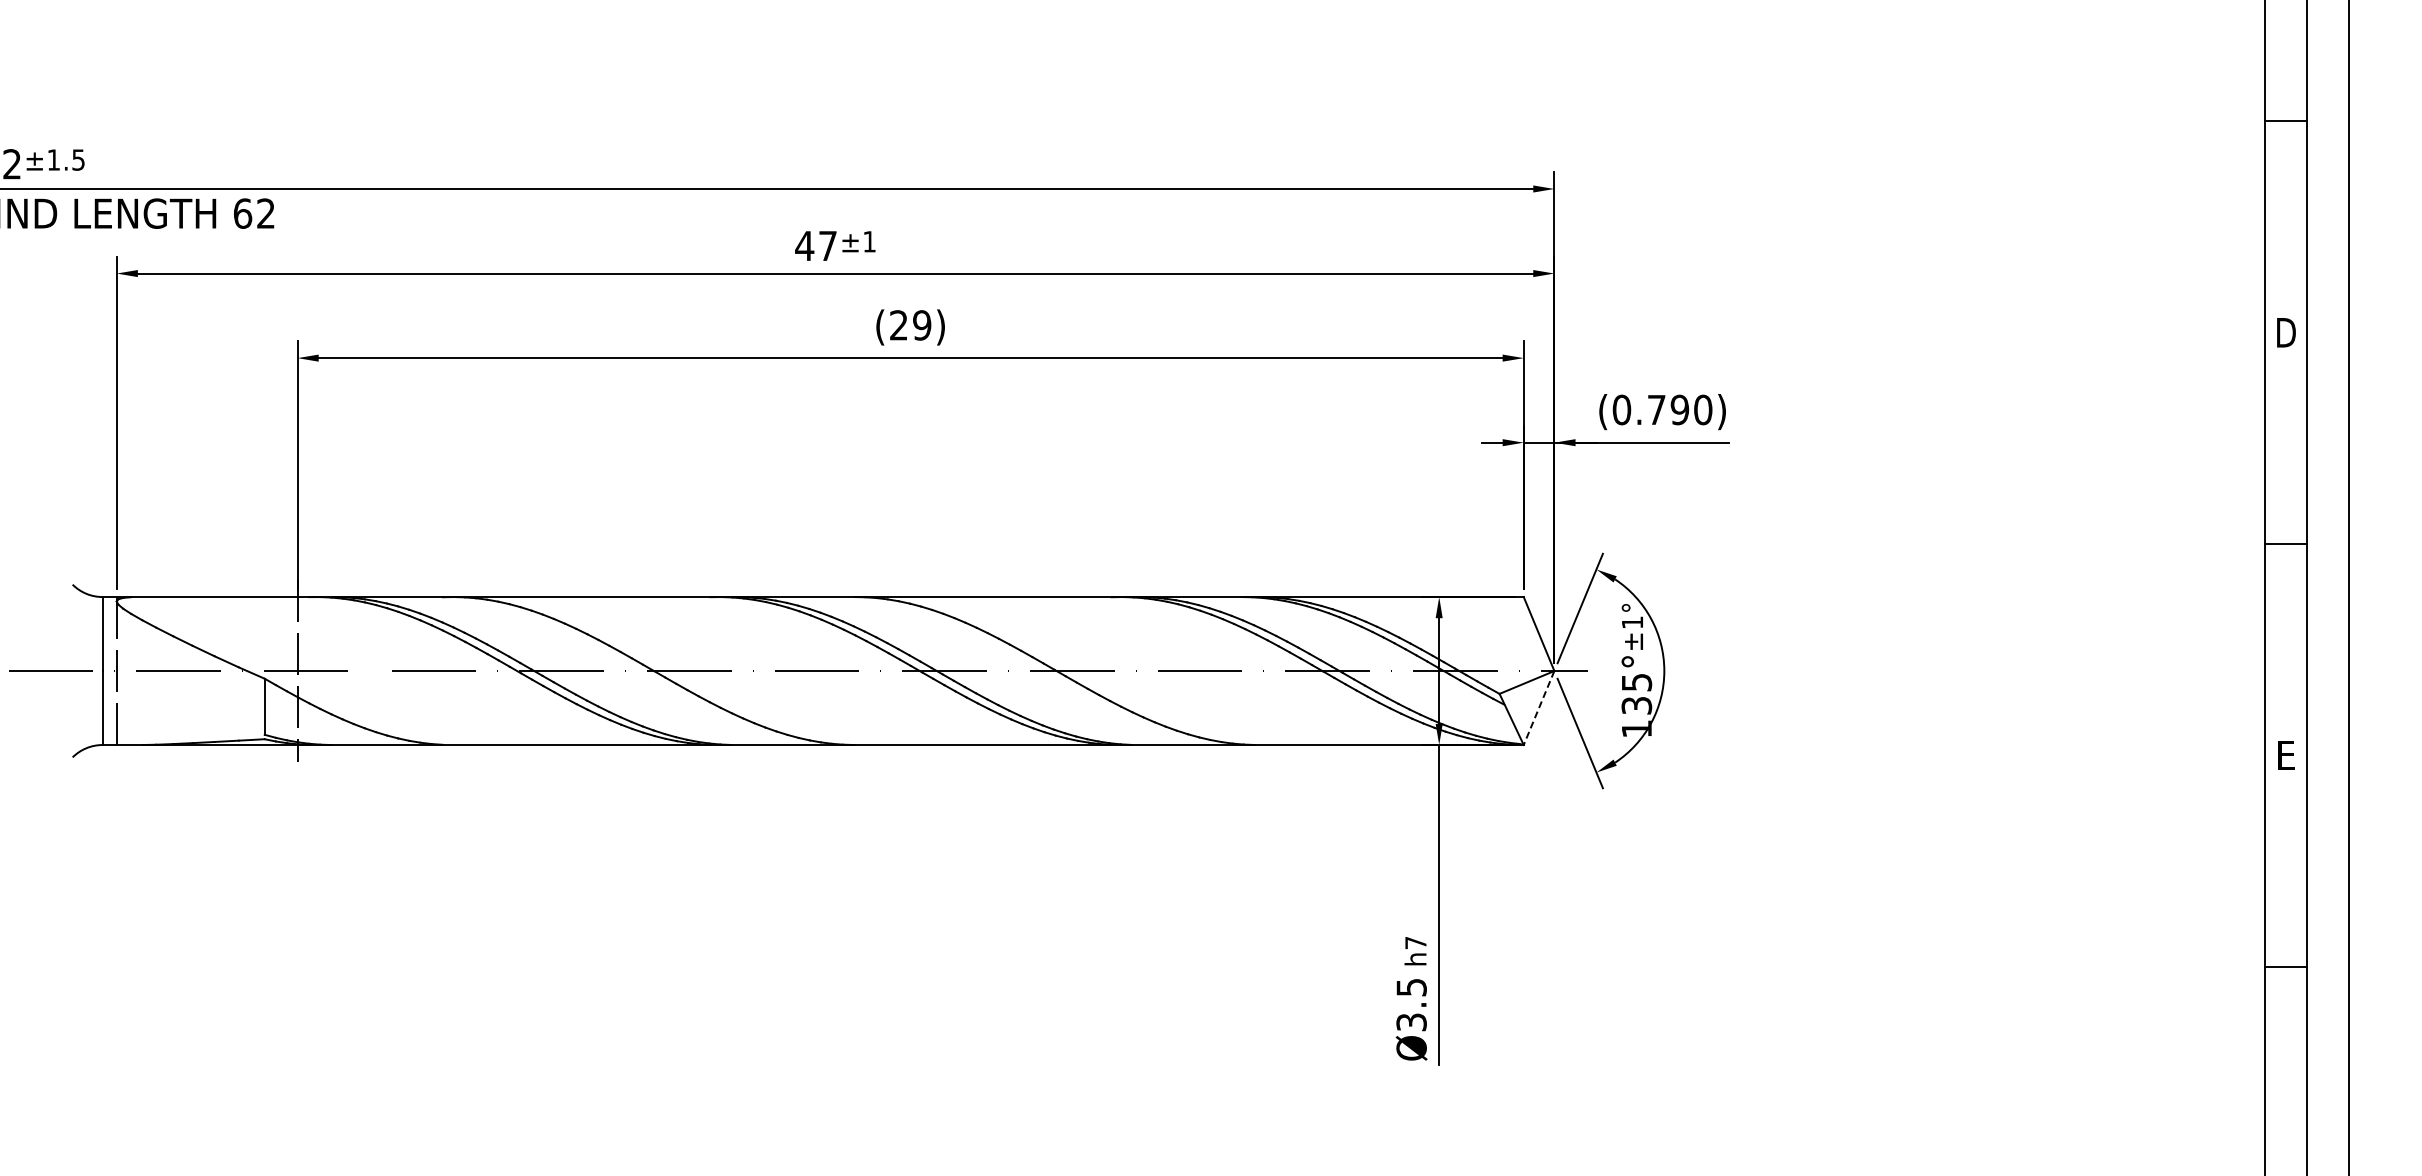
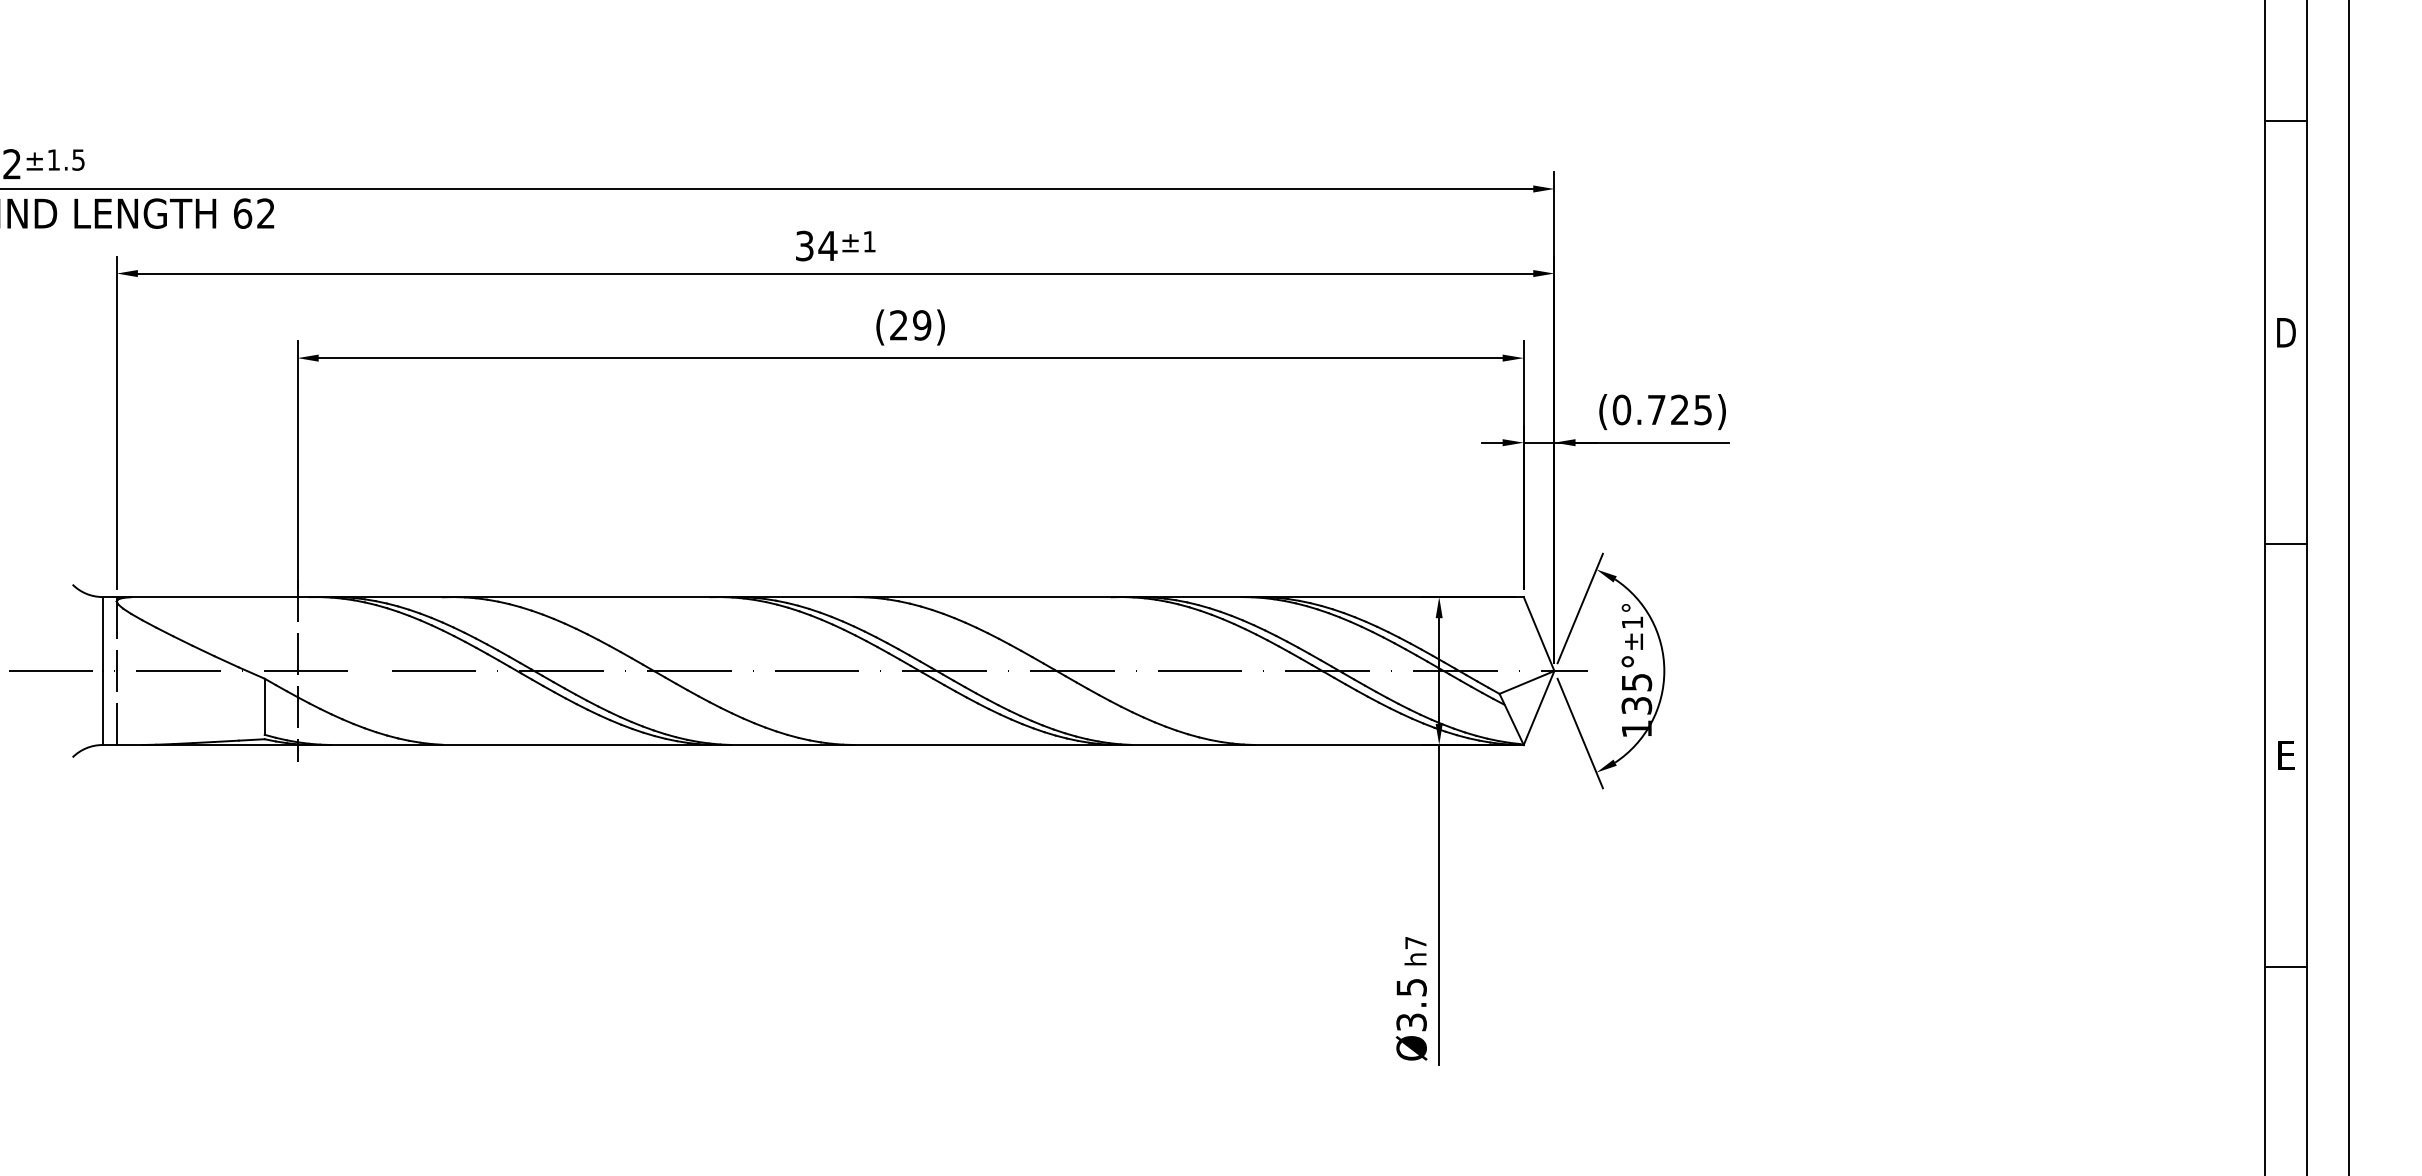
text: 47 -> 34 (816, 245)
text: (0.790) -> (0.725) (1691, 409)
line: dashed -> solid (1538, 708)
